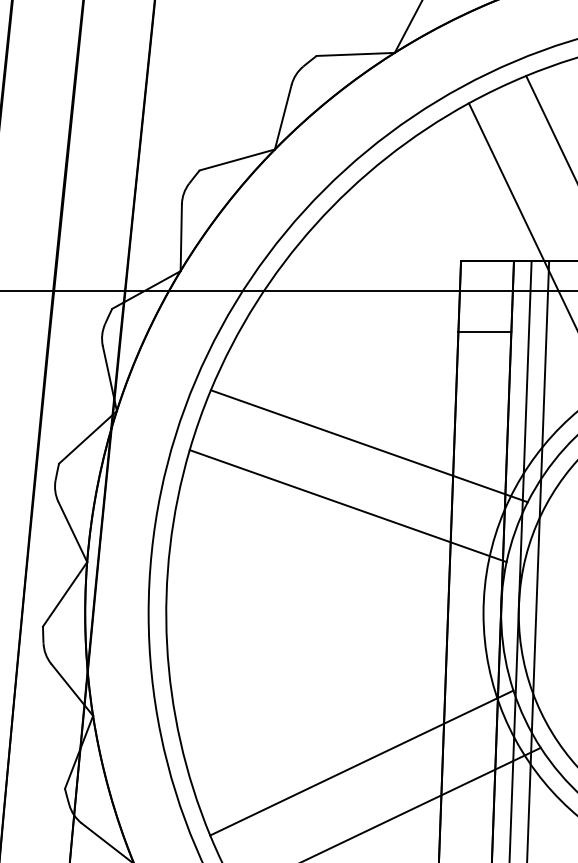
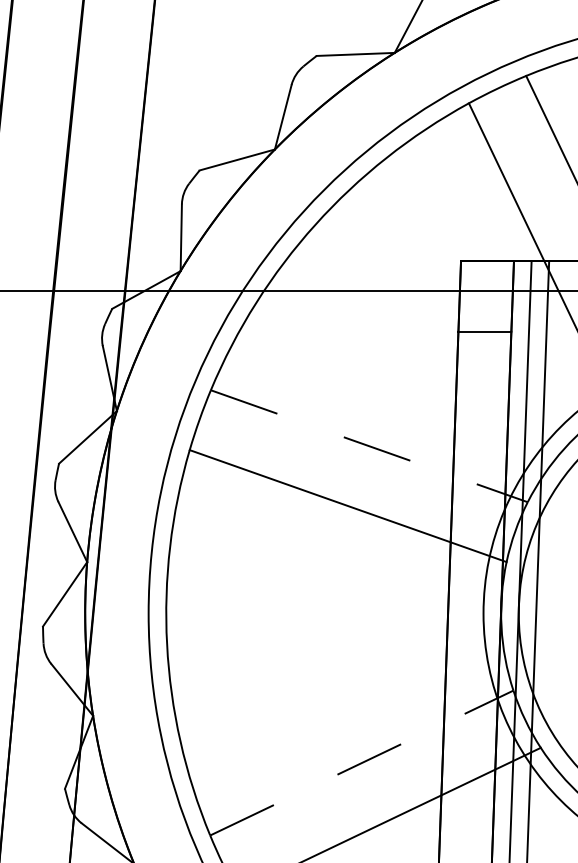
line: solid -> dashed (369, 446)
line: solid -> dashed (362, 762)
